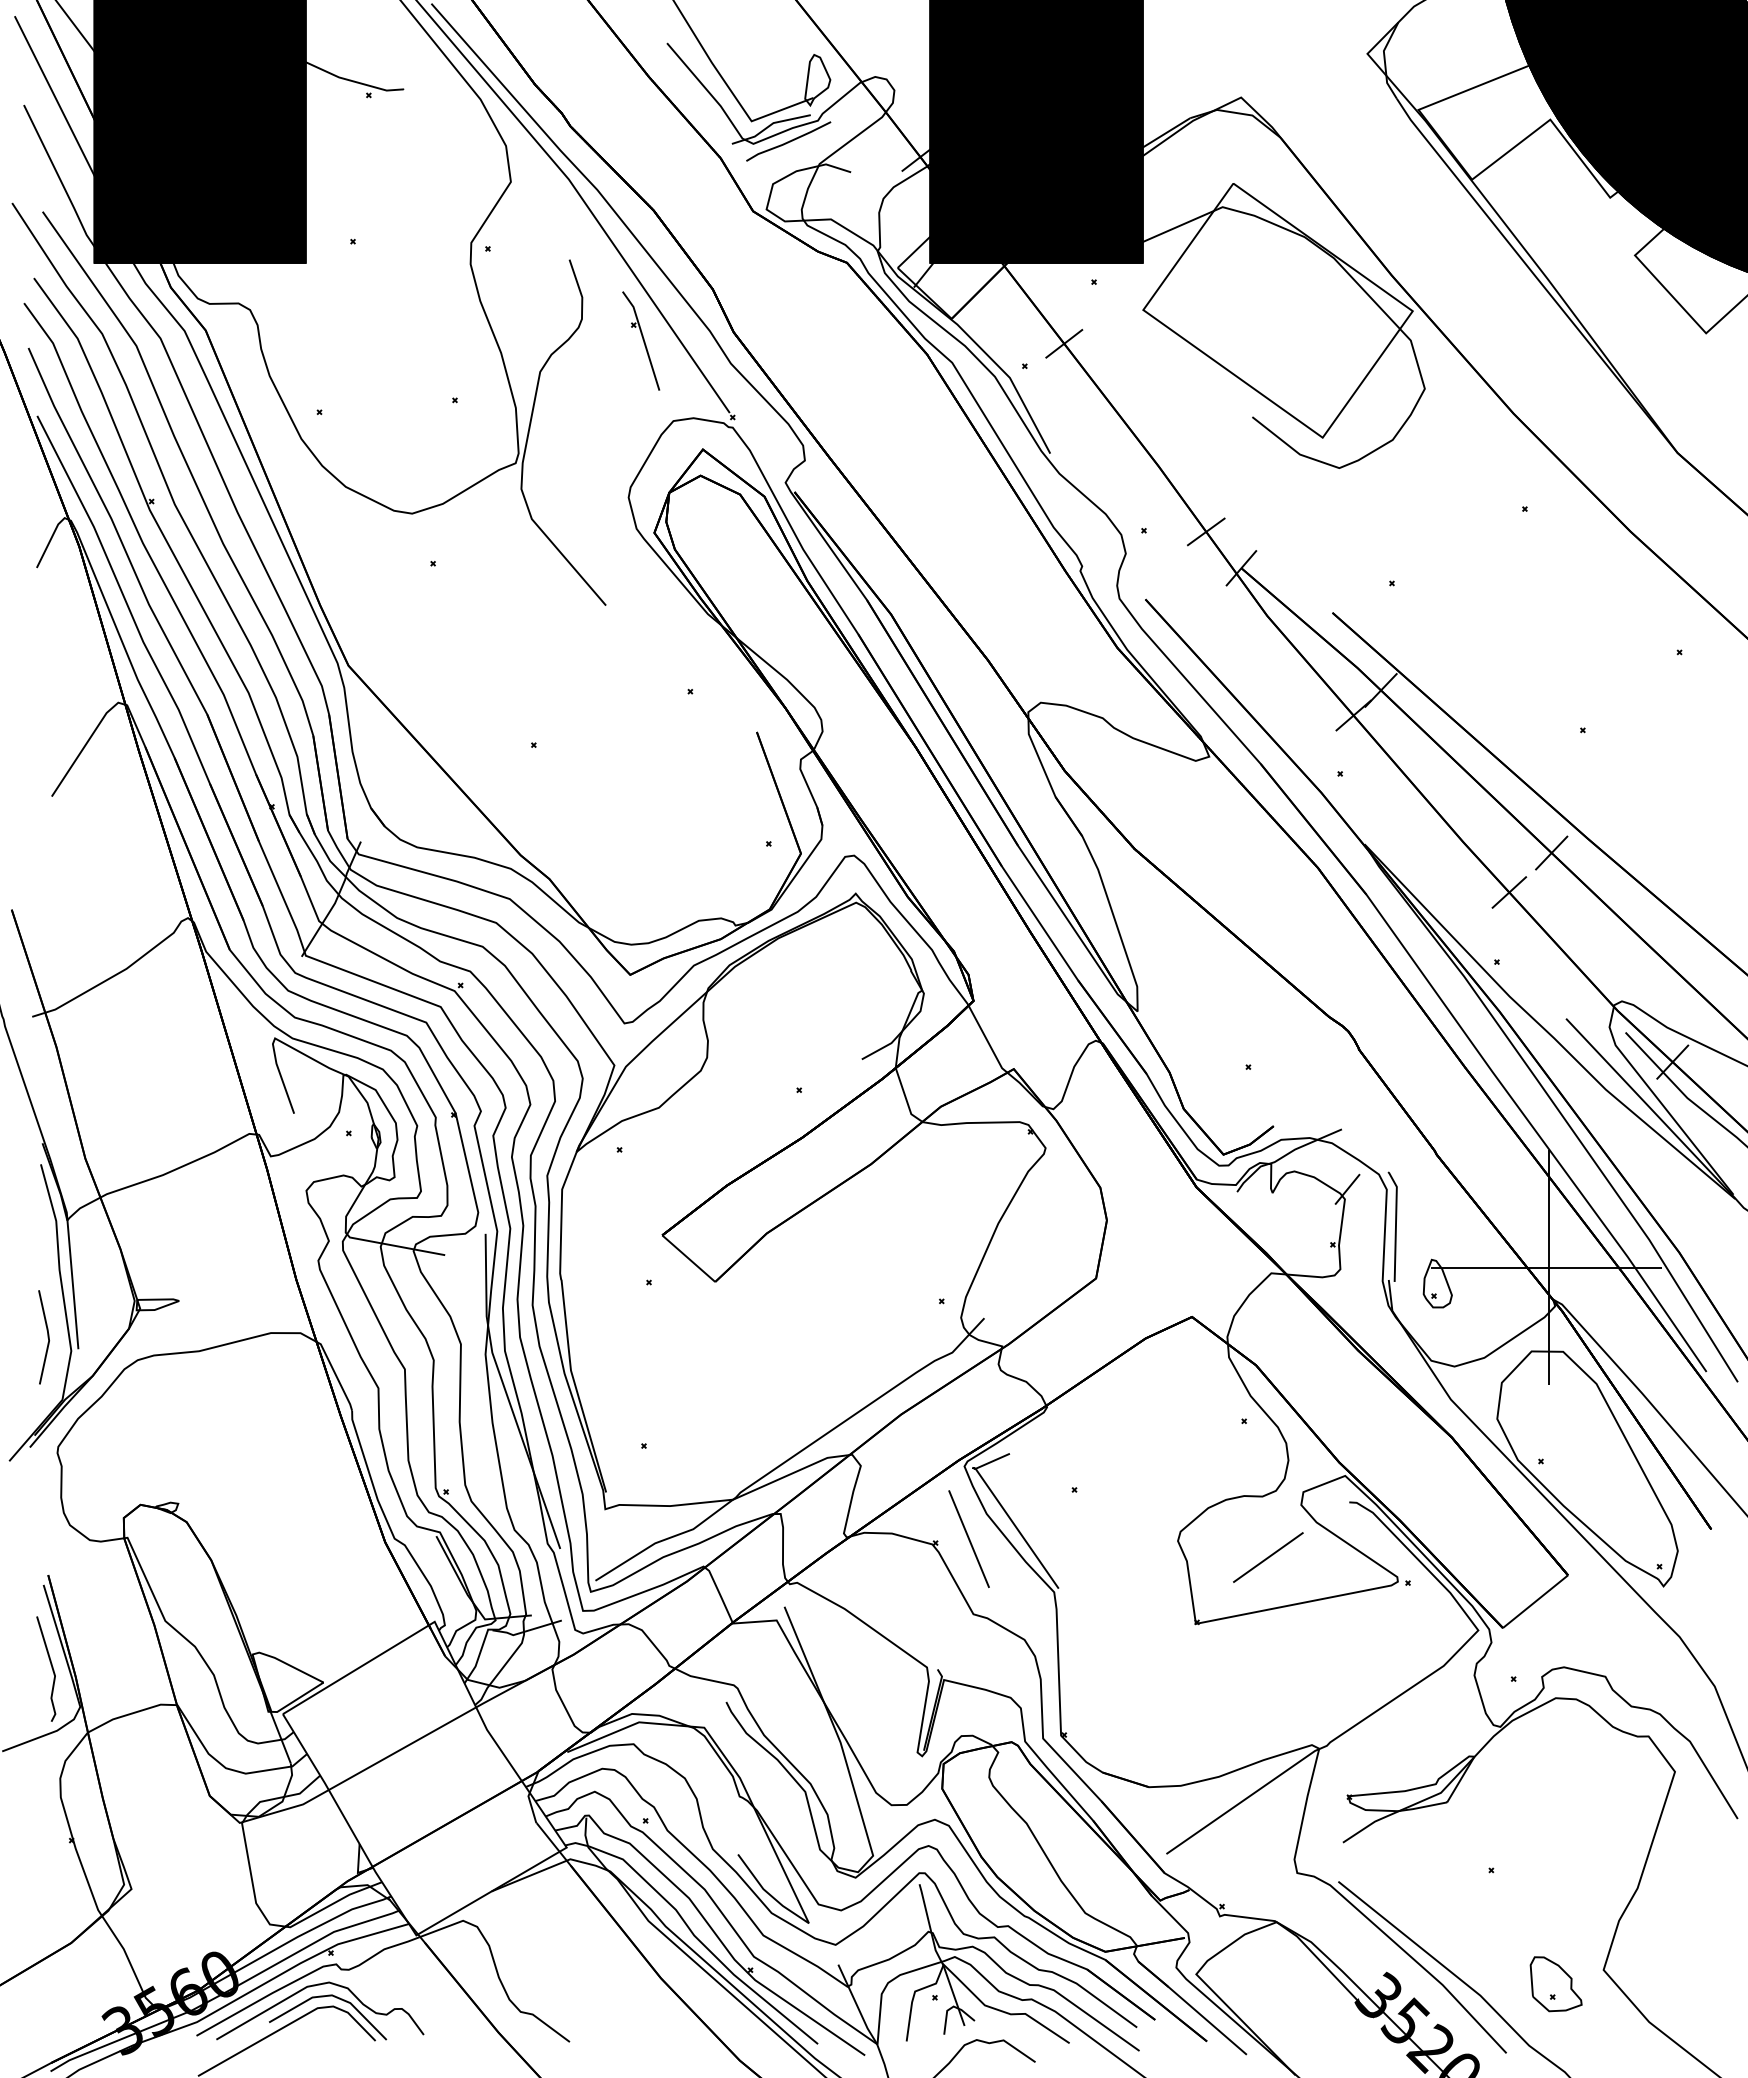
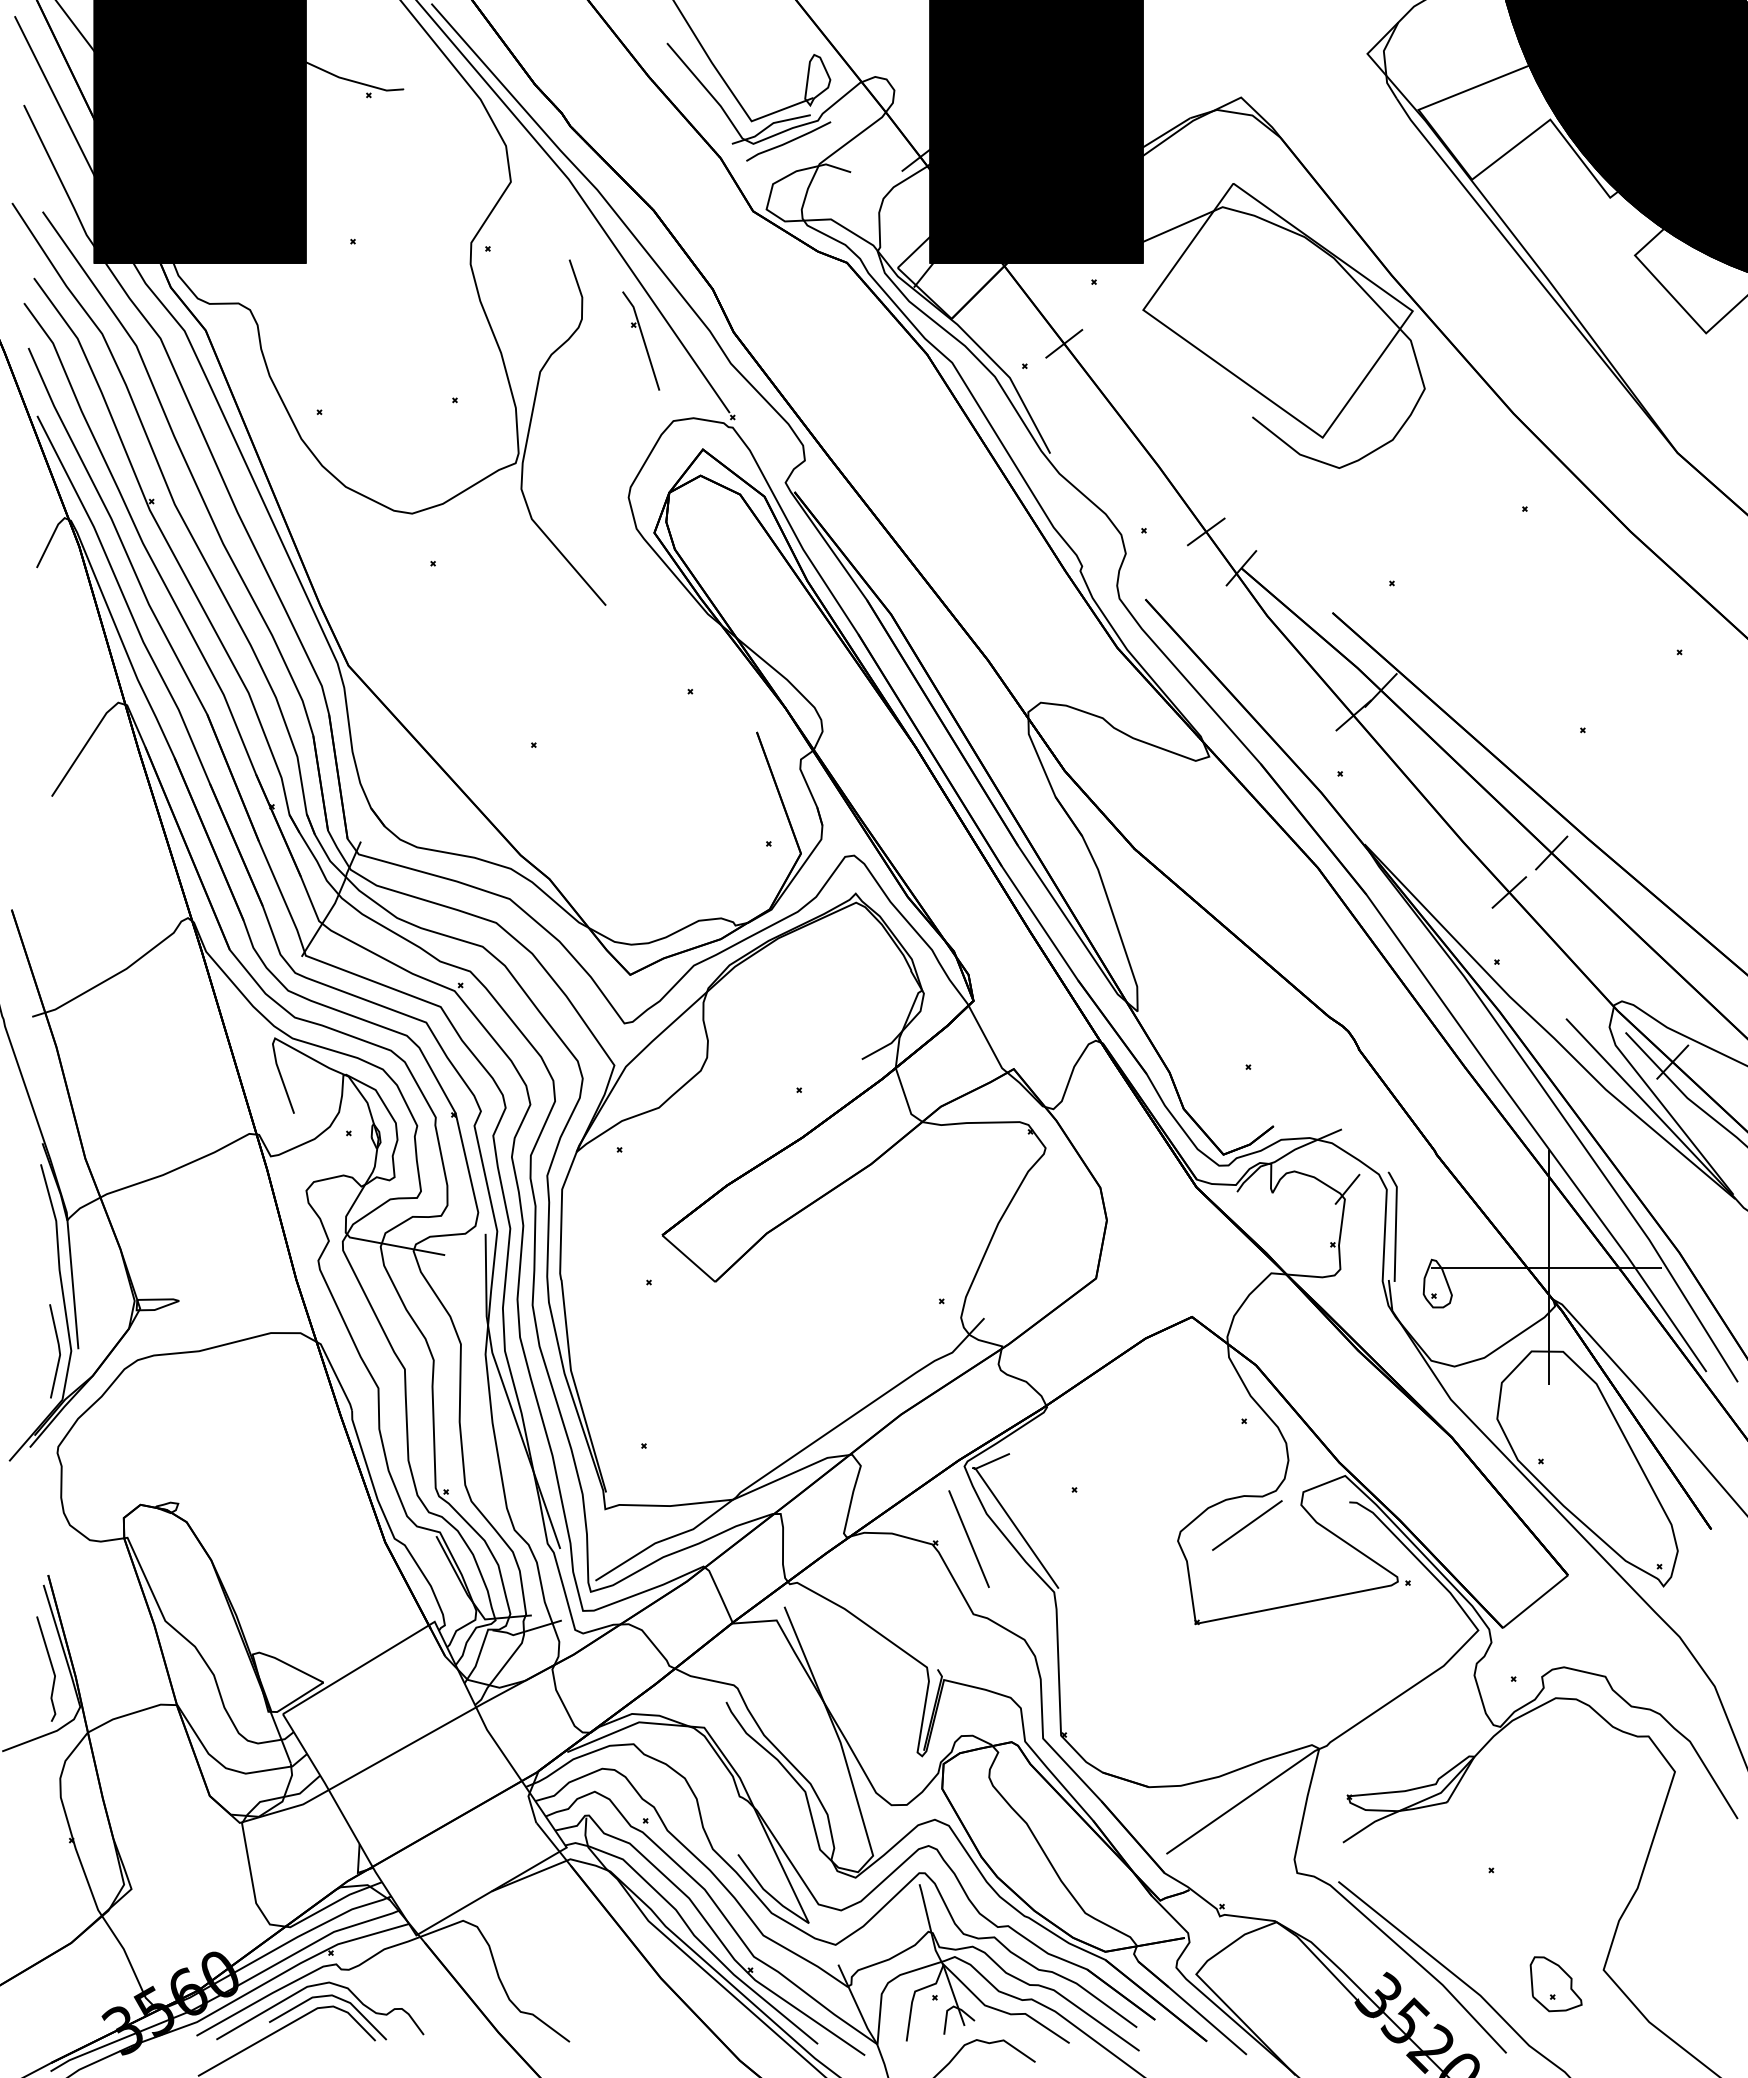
line position: (47, 1337) -> (58, 1351) (58, 1351)
line position: (1268, 1557) -> (1247, 1525) (1247, 1525)
